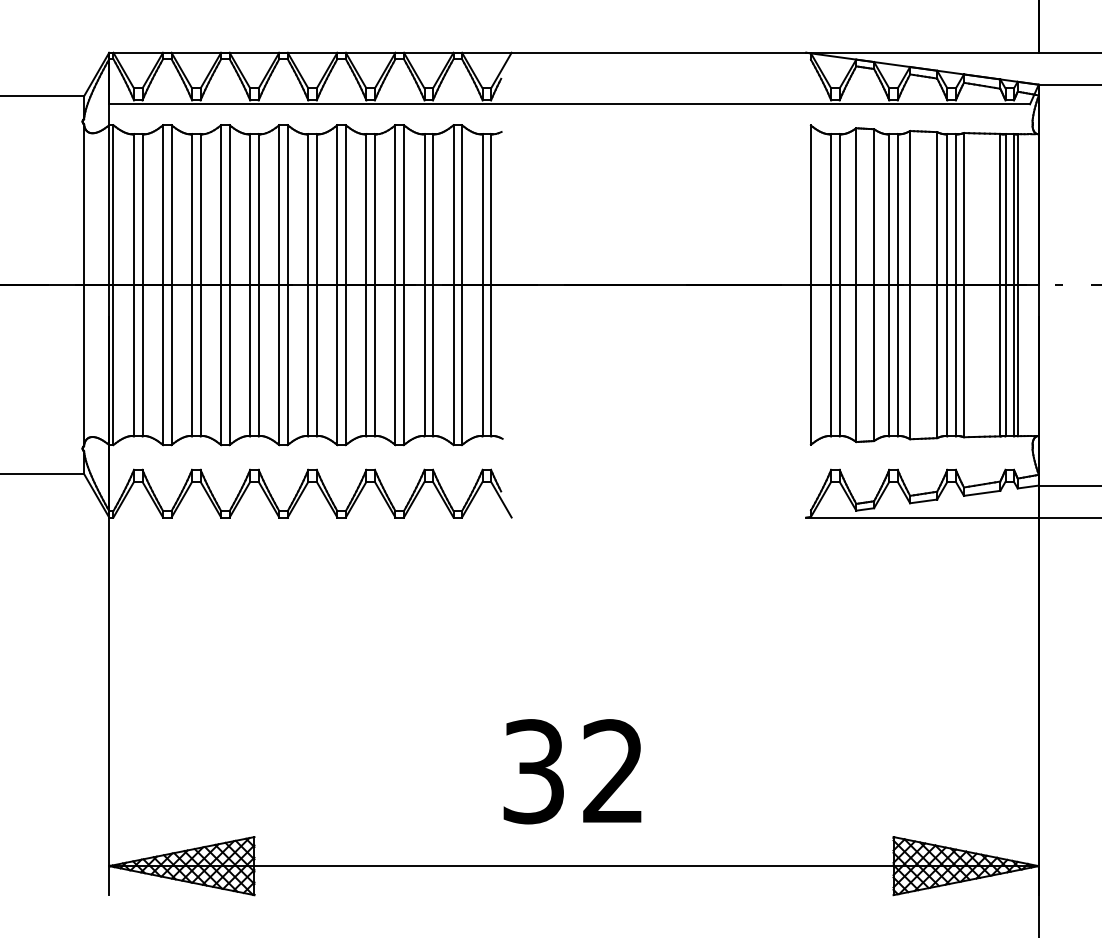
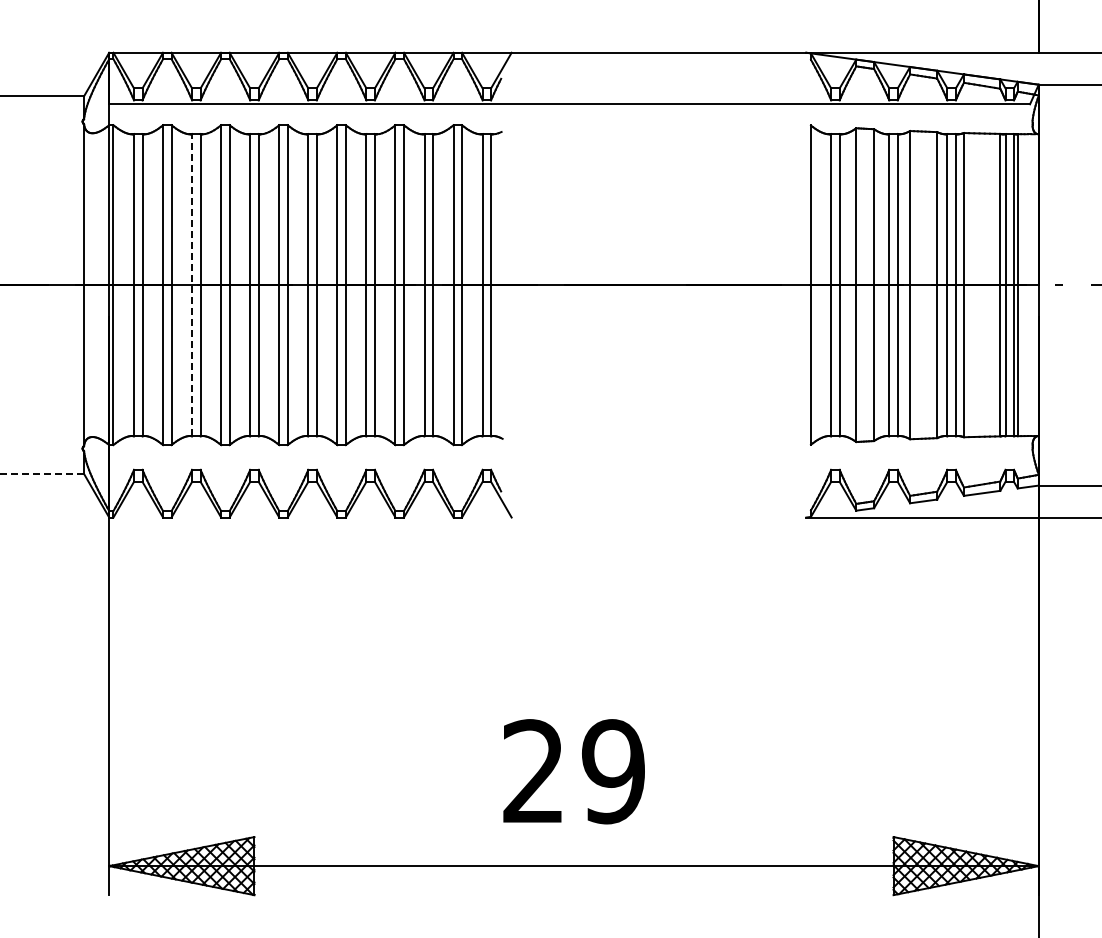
line: solid -> dashed (192, 284)
line: solid -> dashed (42, 473)
text: 32 -> 29 (573, 771)
